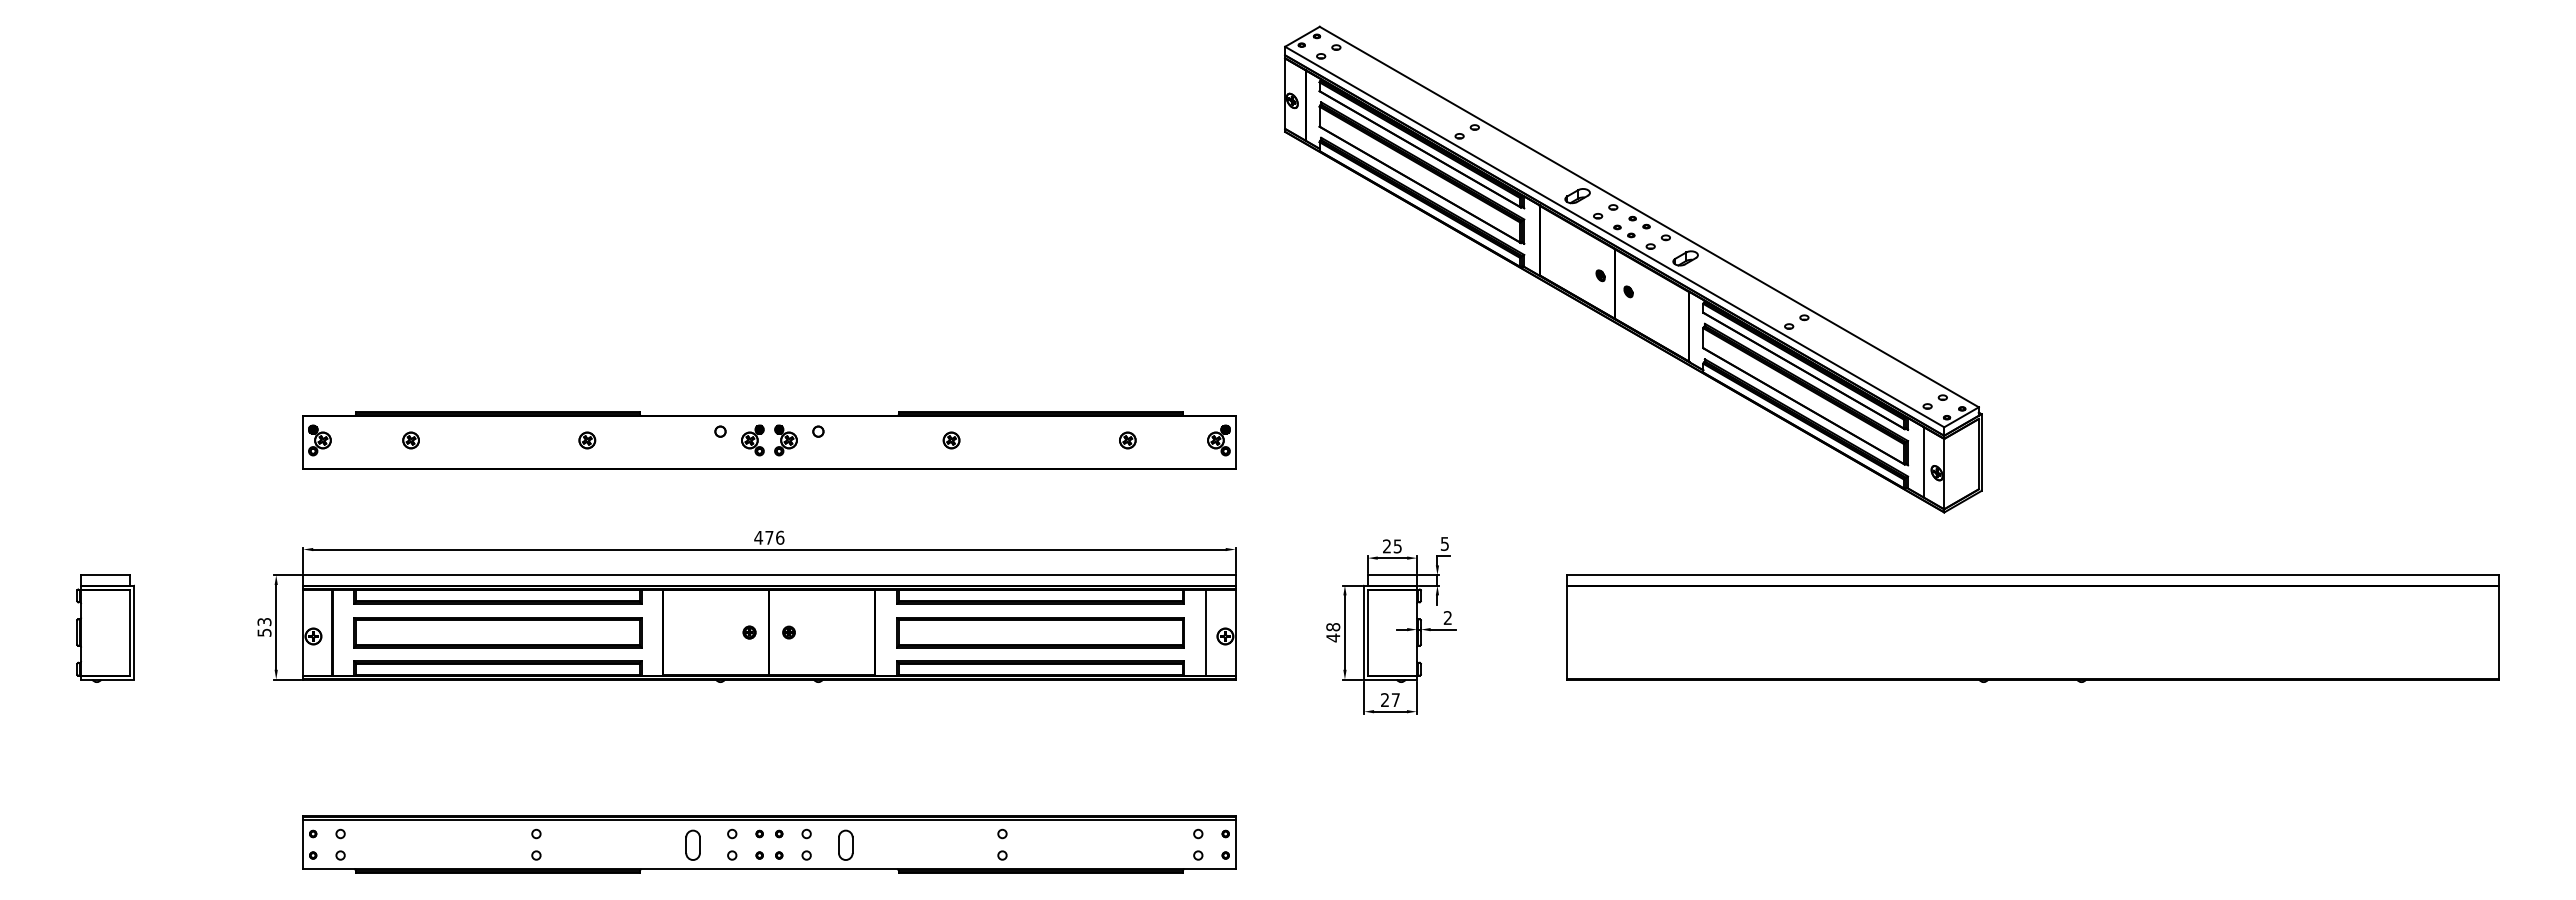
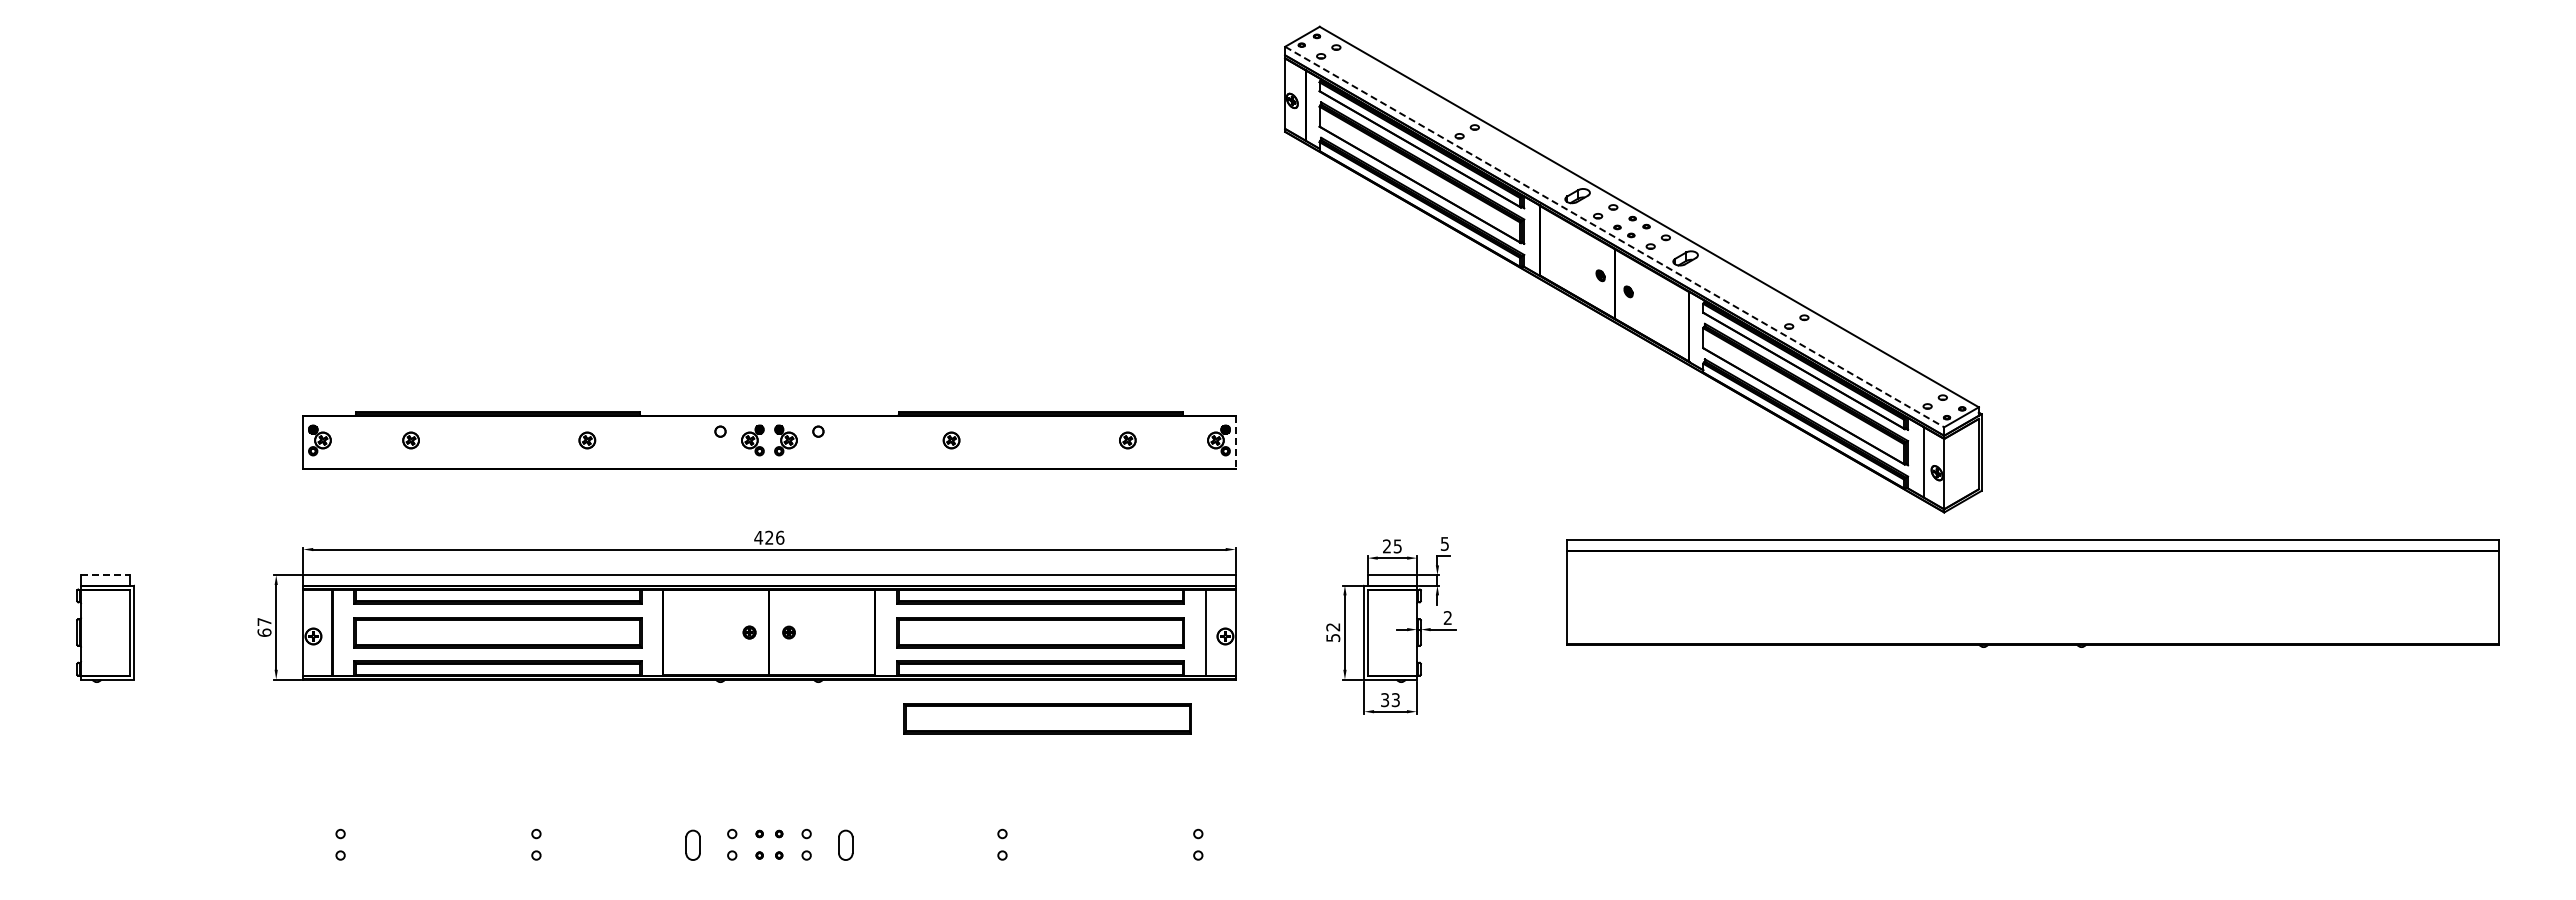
line: solid -> dashed (1614, 237)
line: solid -> dashed (1235, 442)
text: 476 -> 426 (769, 537)
line: solid -> dashed (106, 575)
text: 53 -> 67 (264, 627)
part position: (2032, 628) -> (2032, 593) (2032, 593)
text: 48 -> 52 (1333, 632)
text: 27 -> 33 (1390, 700)
part: none -> present (1047, 718)
part: present -> none (769, 844)
